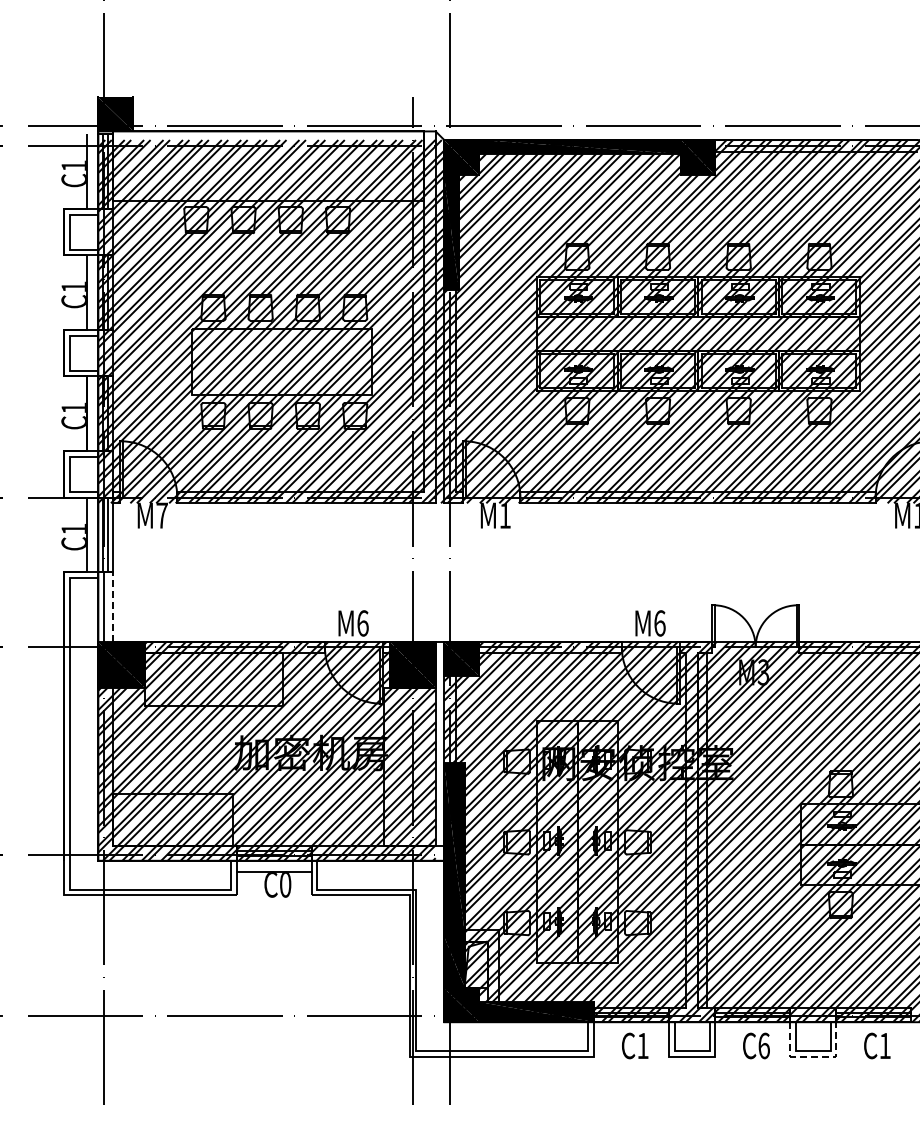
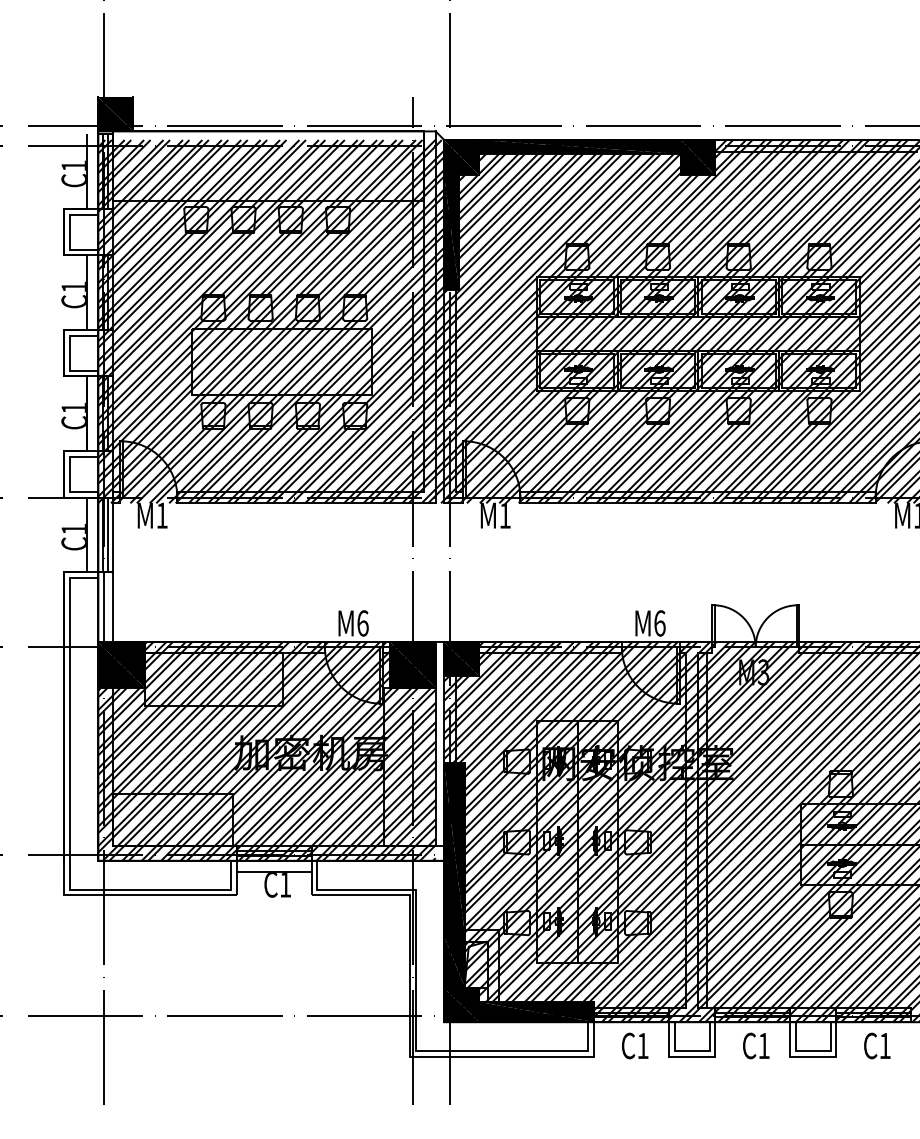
text: M7 -> M1 (161, 515)
line: dashed -> solid (112, 607)
text: C0 -> C1 (285, 885)
text: C6 -> C1 (763, 1045)
line: dashed -> solid (813, 1056)
